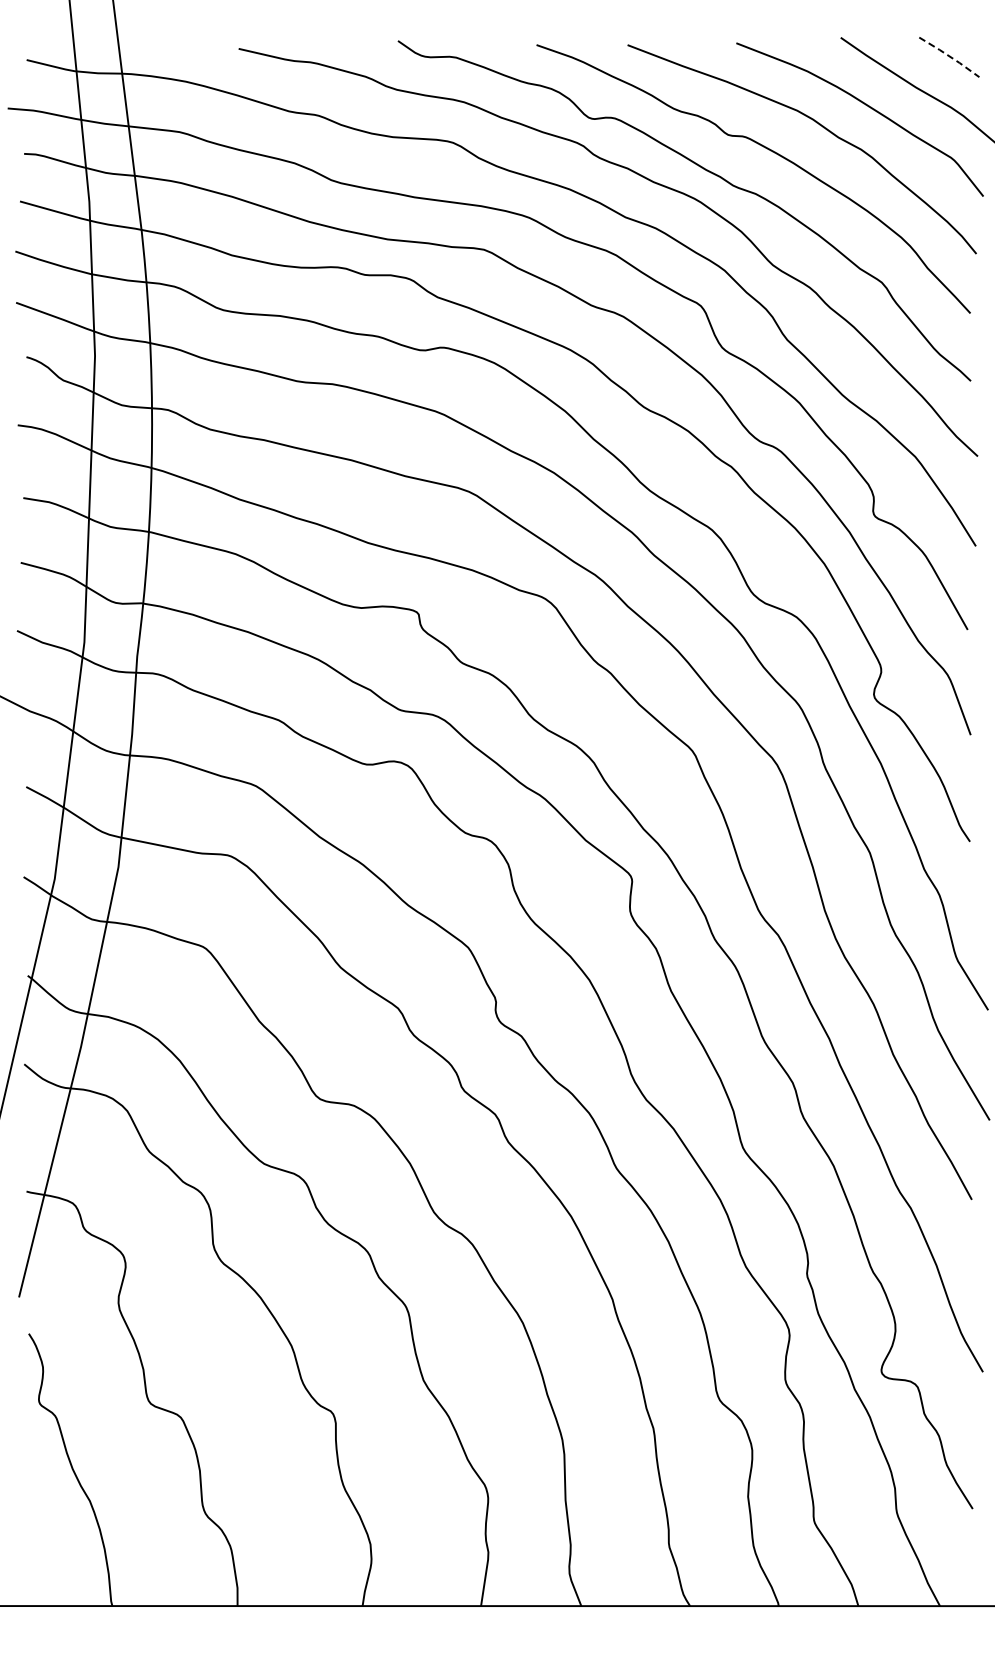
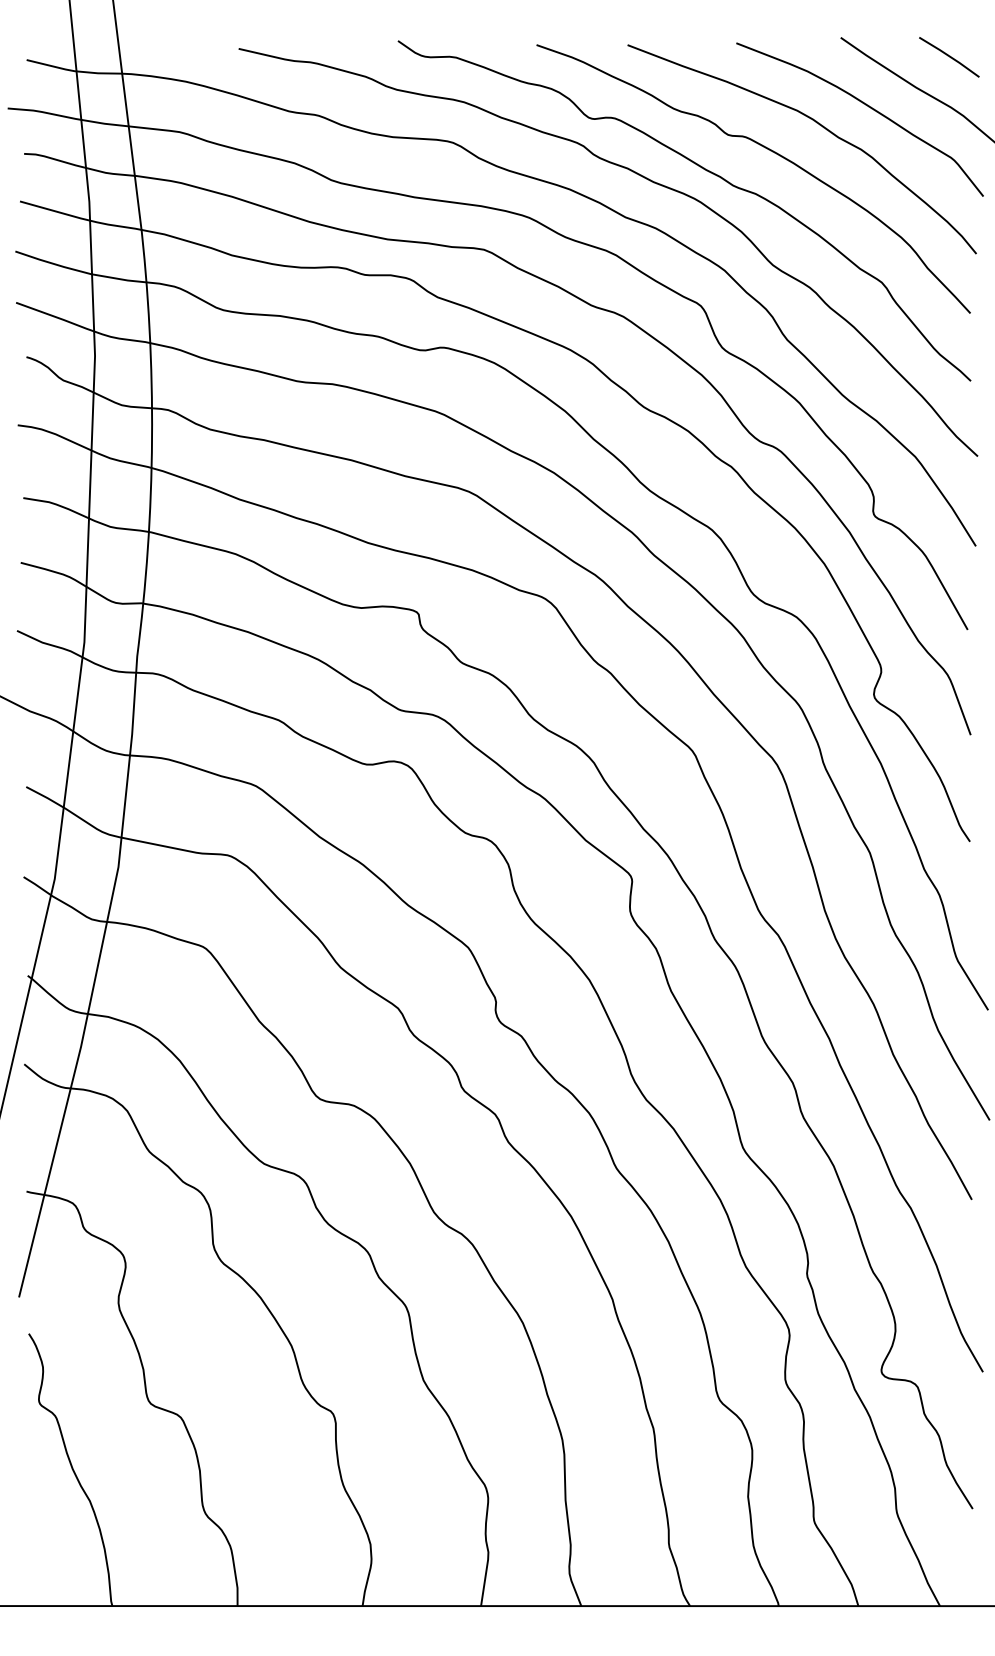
line: dashed -> solid (950, 56)
